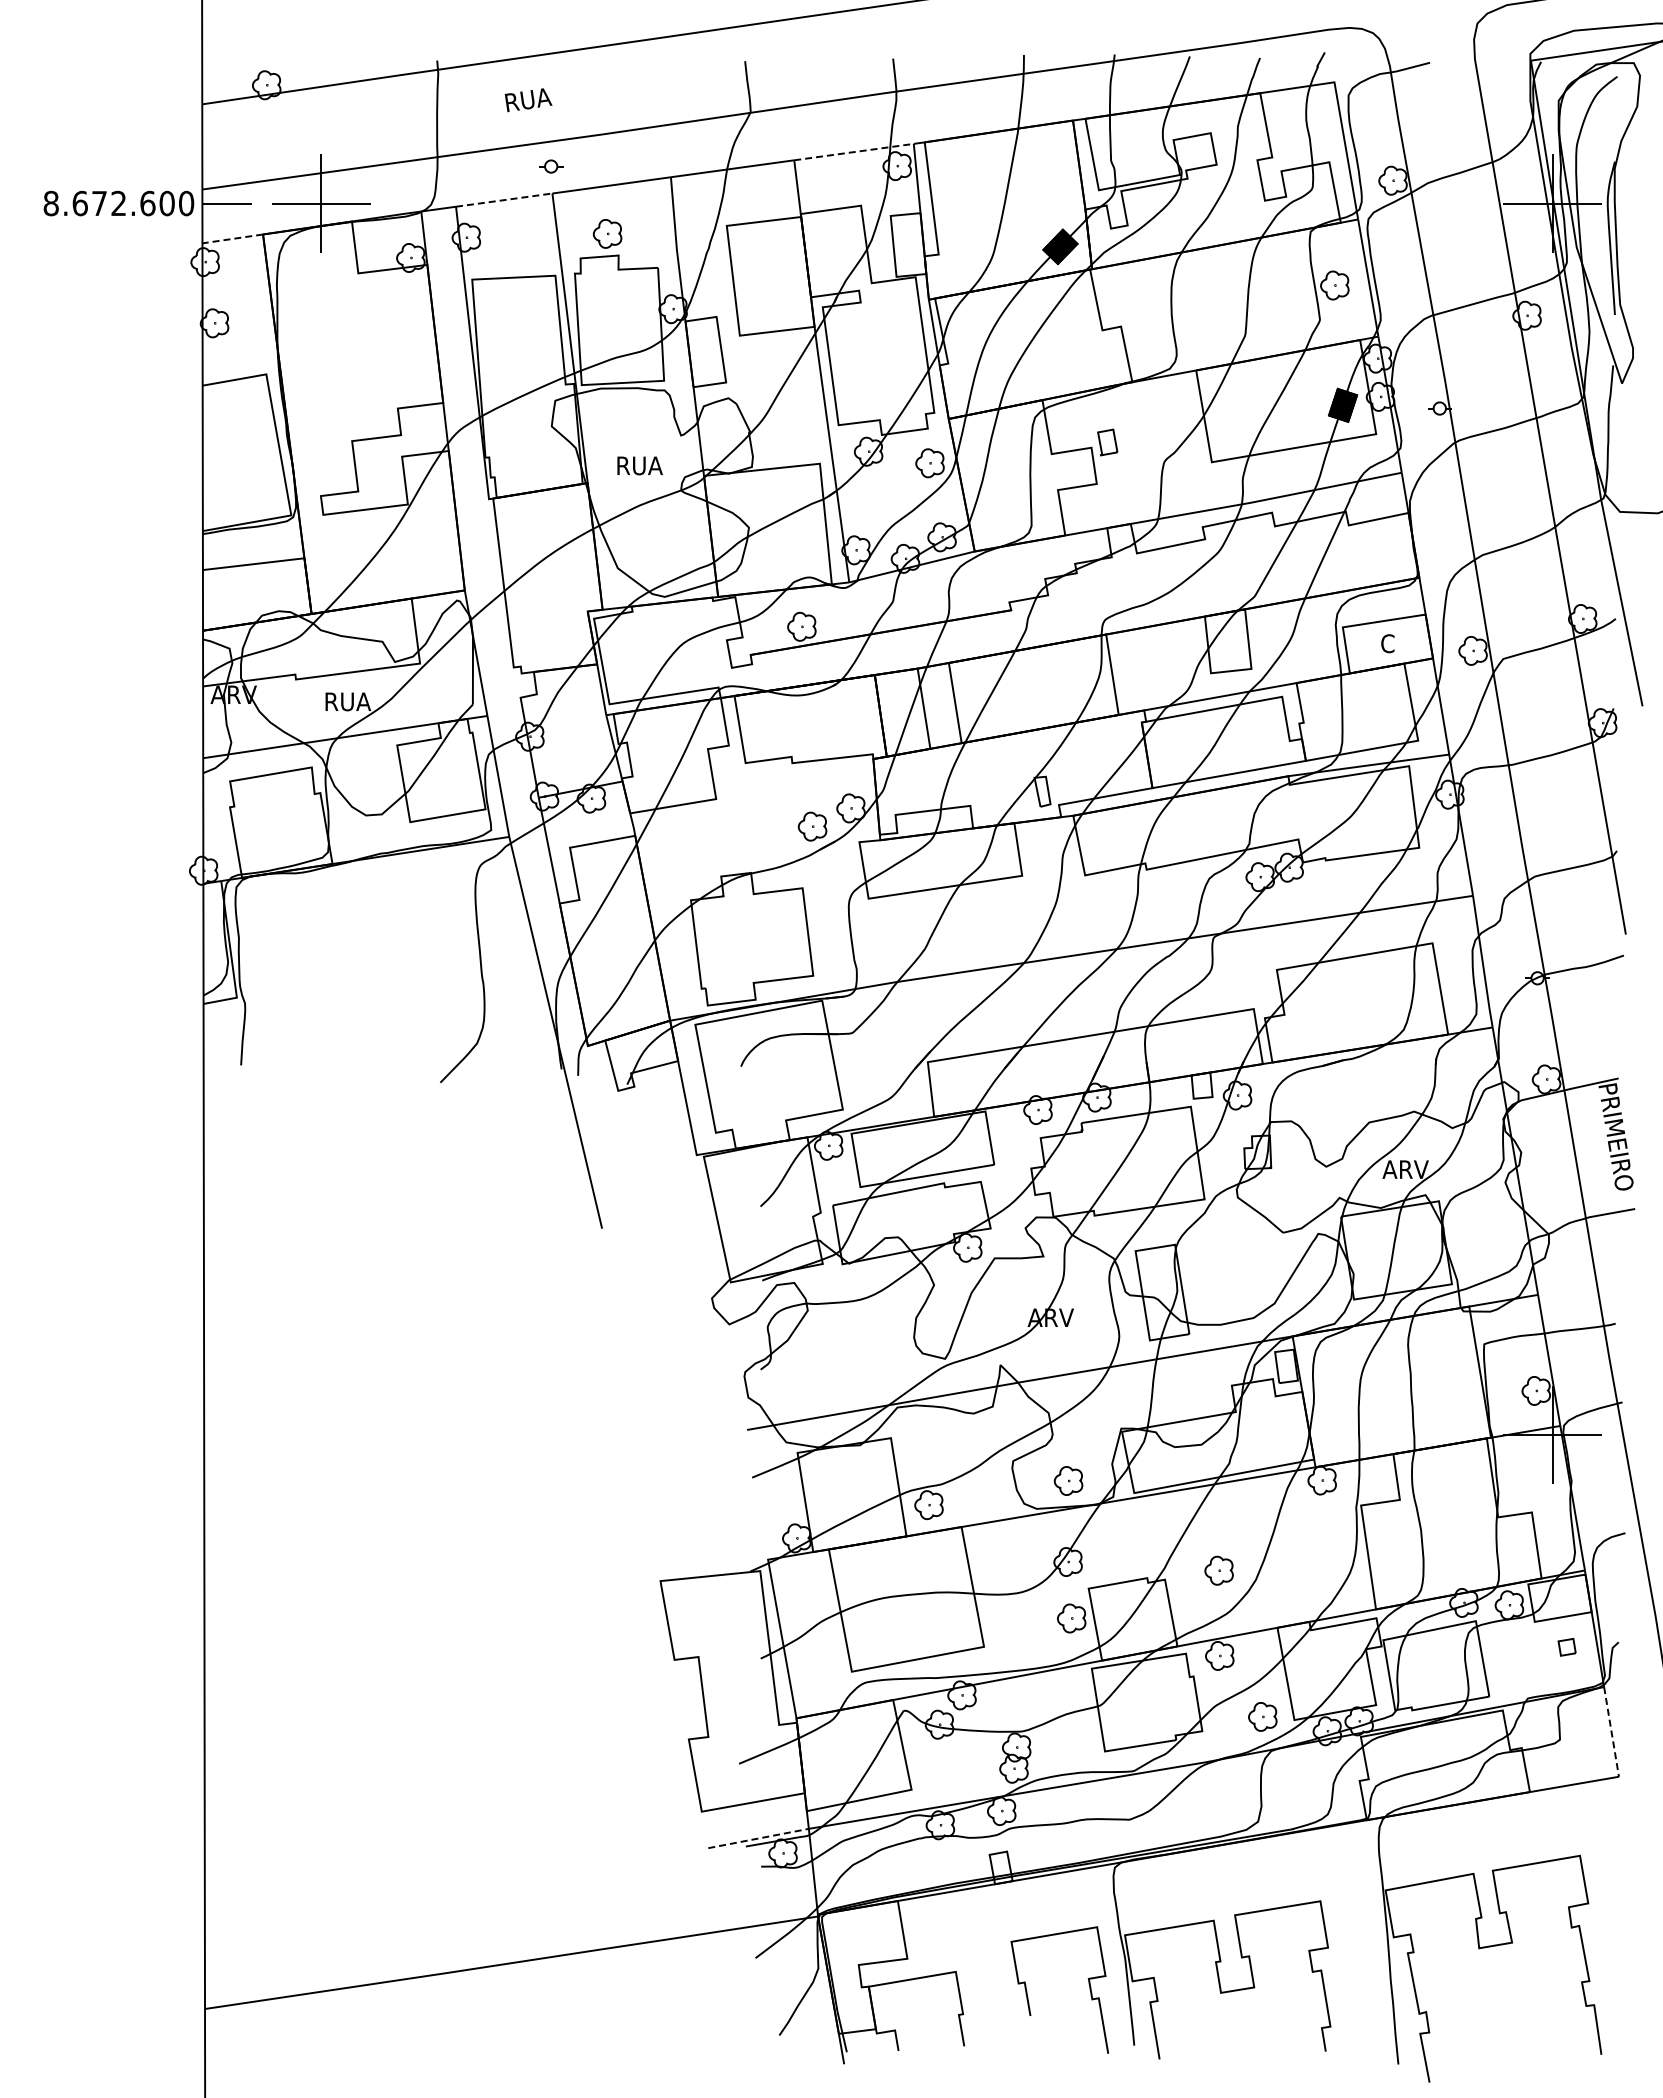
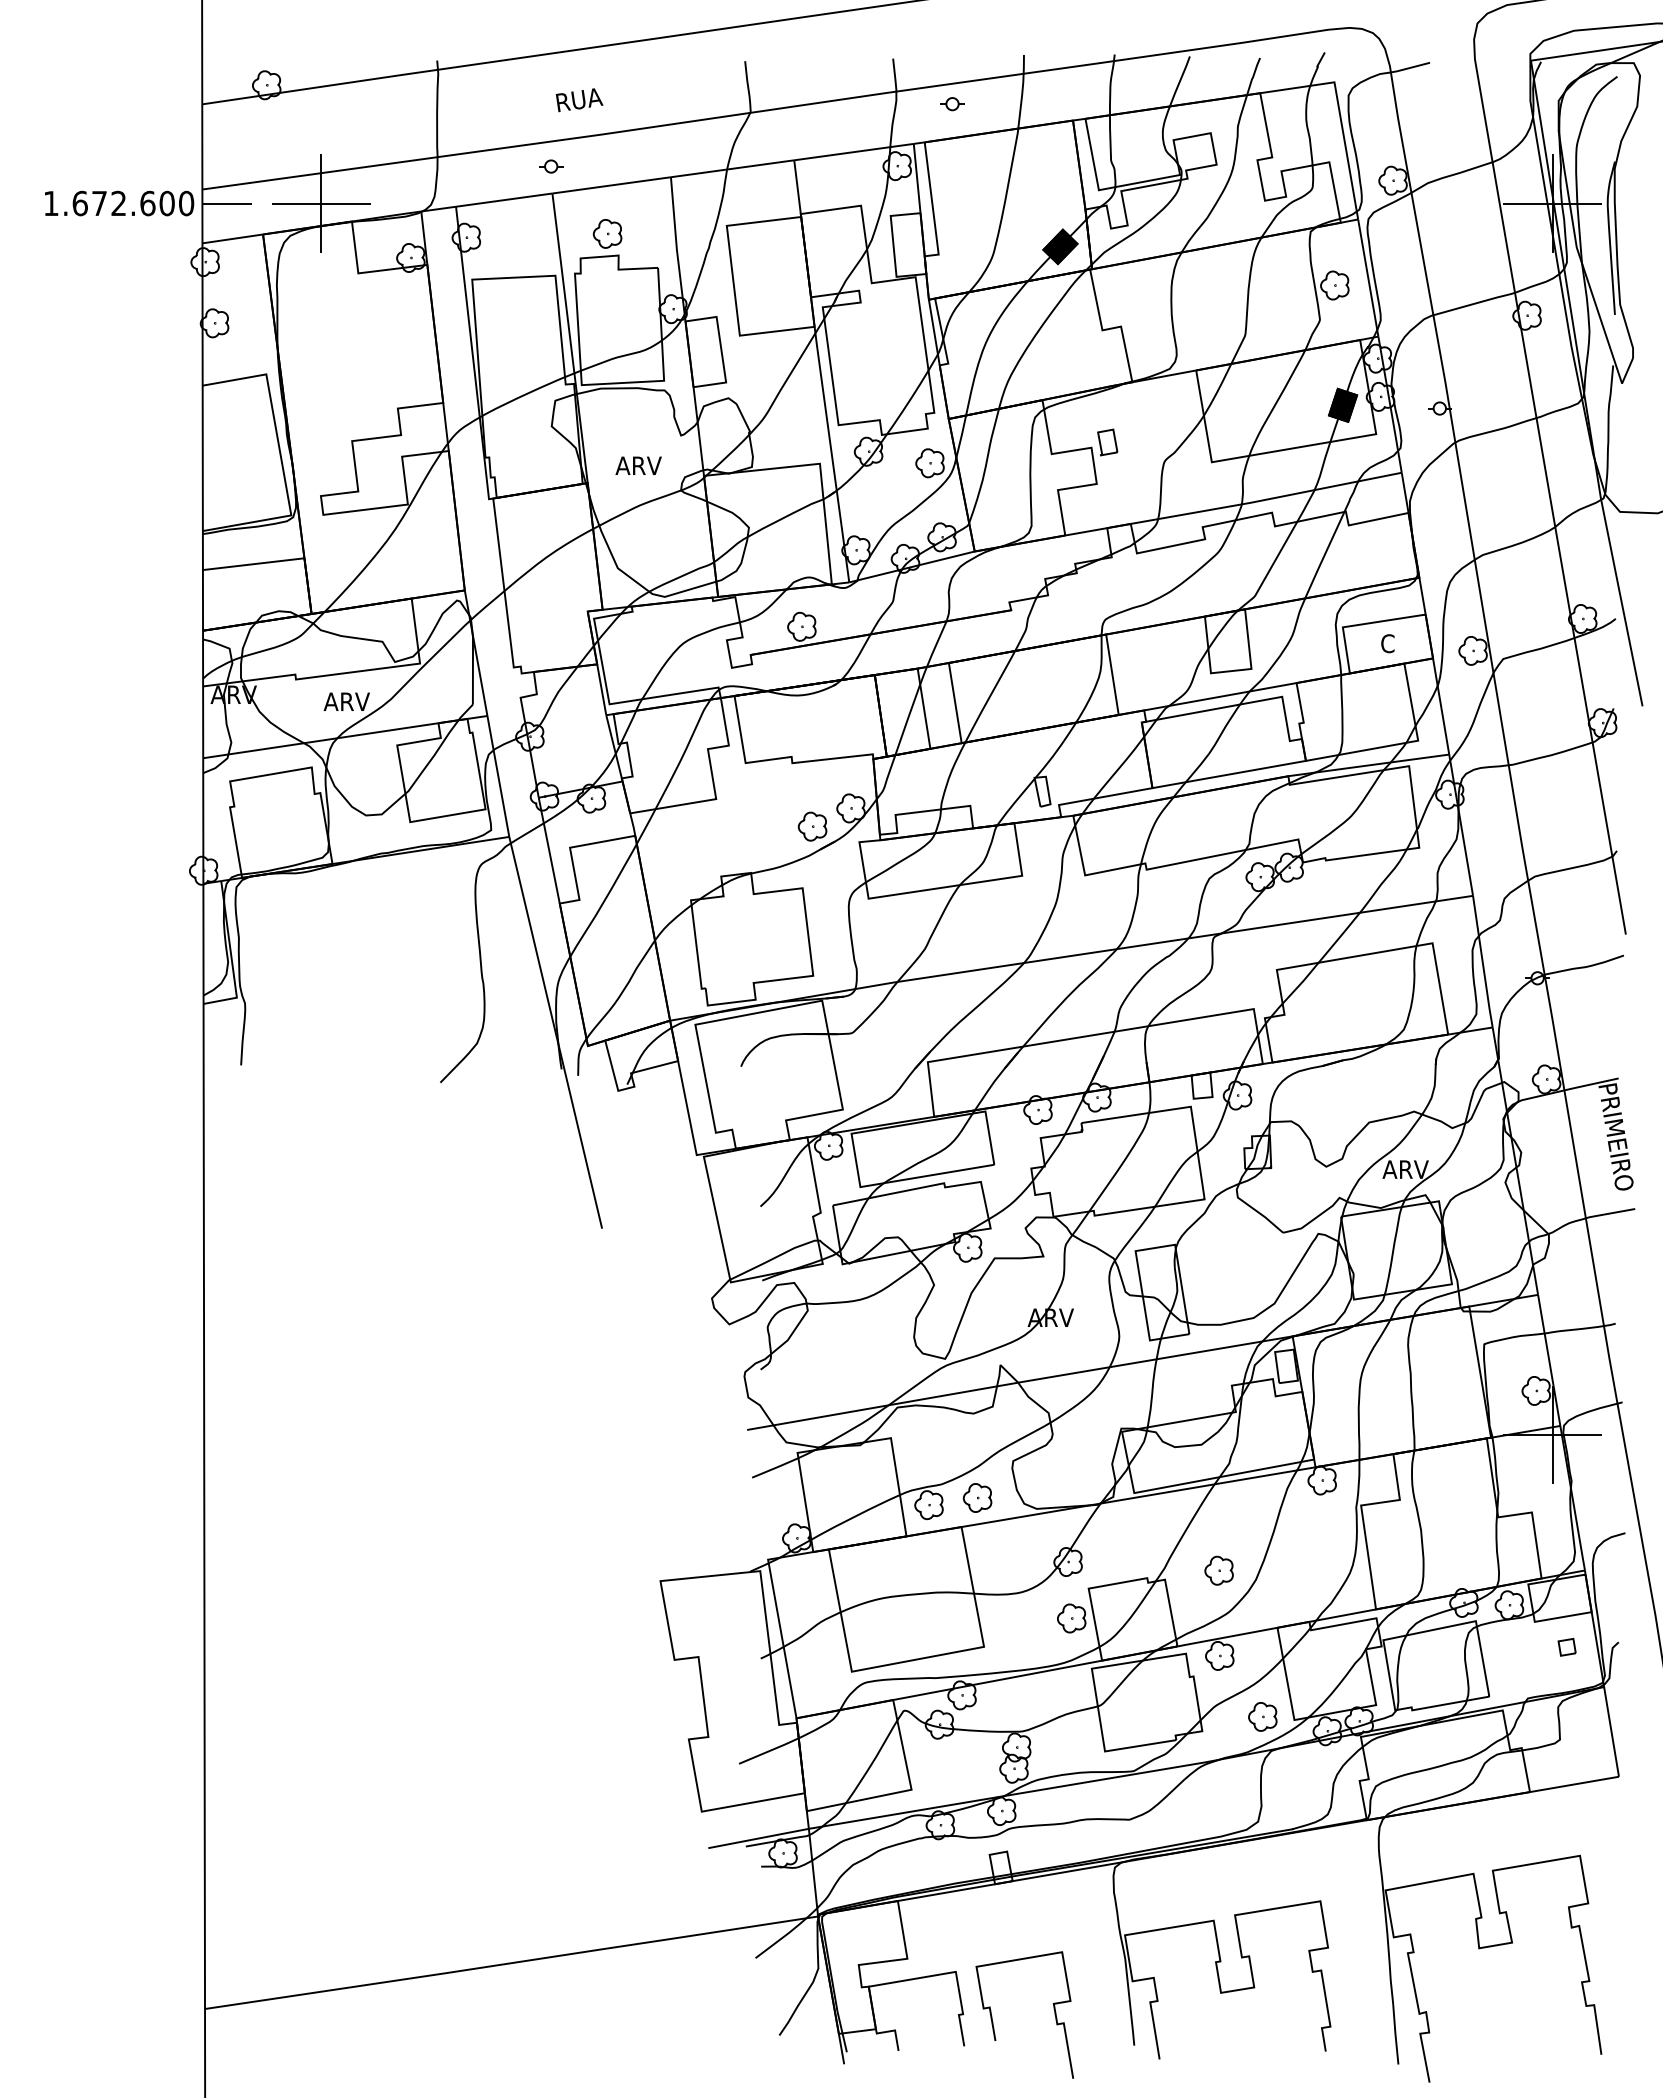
text position: (528, 100) -> (579, 100) (579, 100)
part: none -> present (952, 104)
line: dashed -> solid (854, 152)
line: dashed -> solid (504, 200)
text: 8.672.600 -> 1.672.600 (50, 203)
line: dashed -> solid (232, 238)
text: RUA -> ARV (638, 465)
text: RUA -> ARV (347, 701)
part position: (1068, 1480) -> (977, 1497) (977, 1497)
line: dashed -> solid (1611, 1732)
line: dashed -> solid (759, 1838)
curve position: (1088, 1984) -> (1053, 2009) (1053, 2009)
